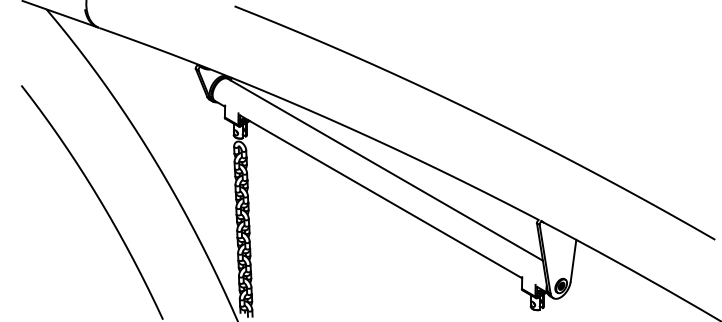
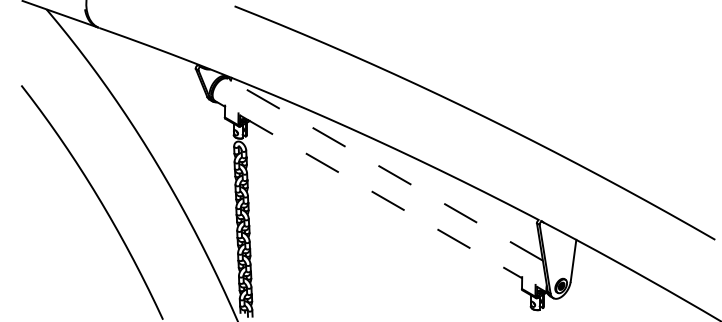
line: solid -> dashed (385, 169)
line: solid -> dashed (381, 196)
